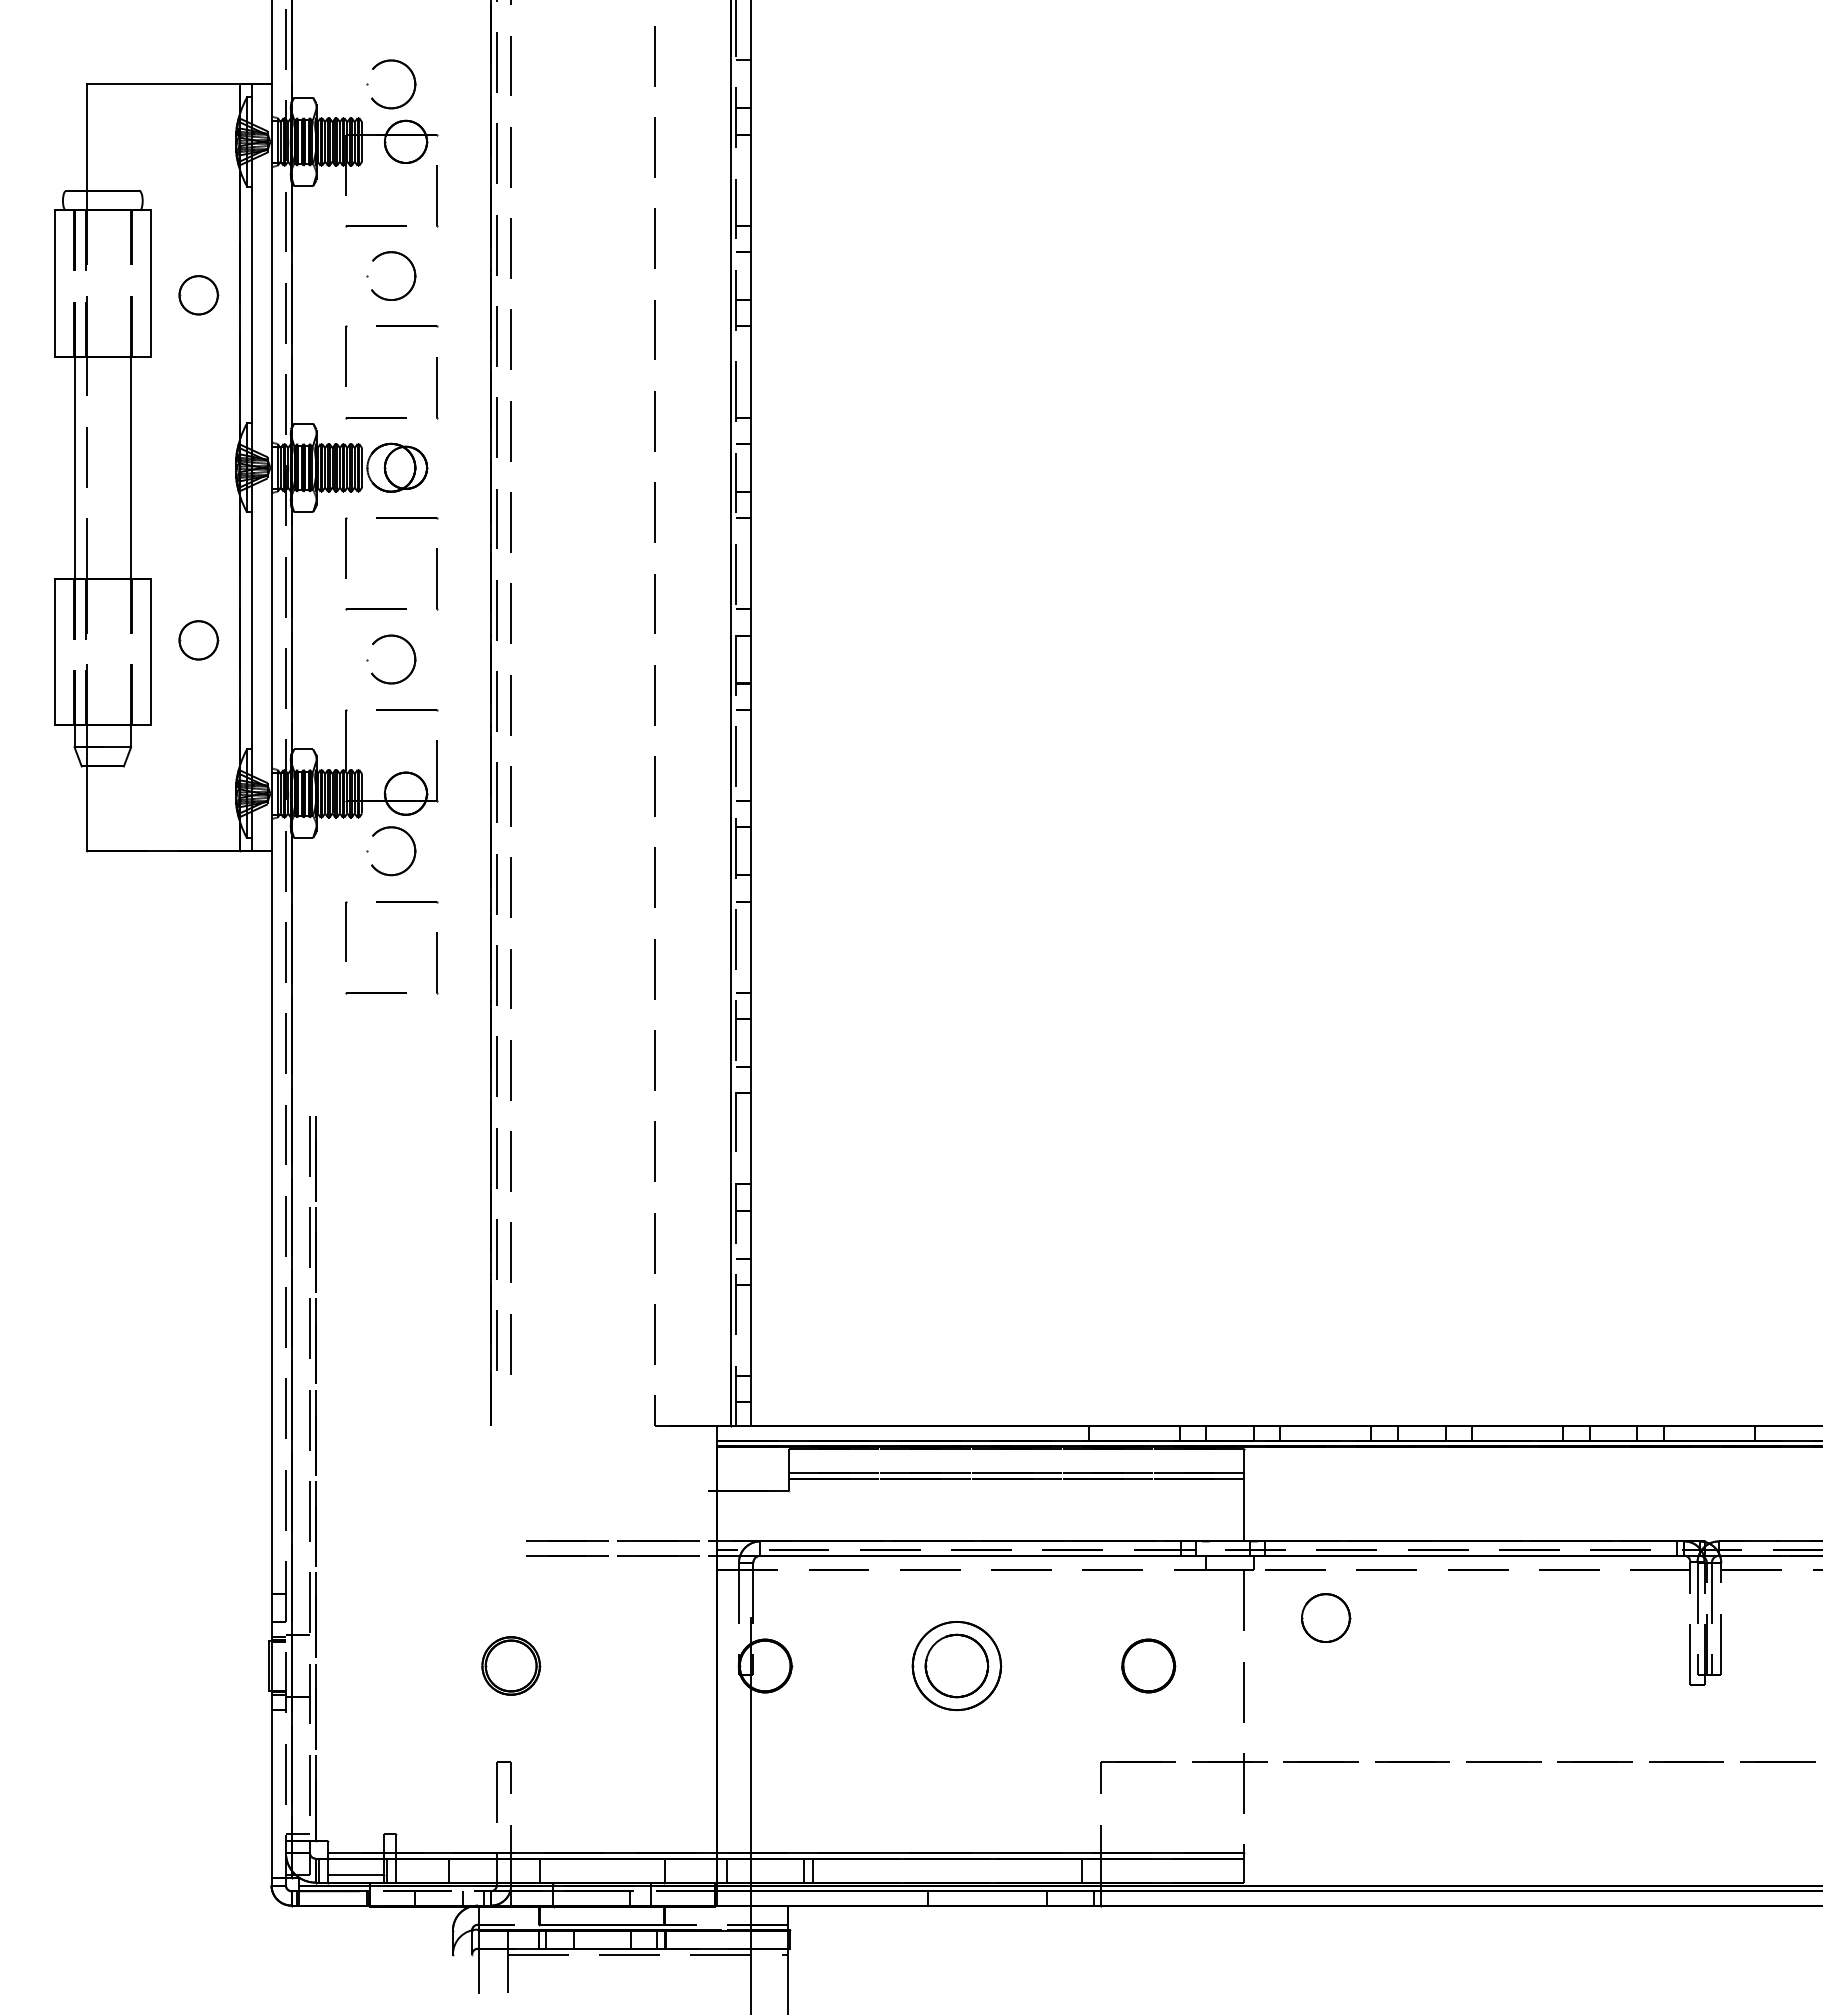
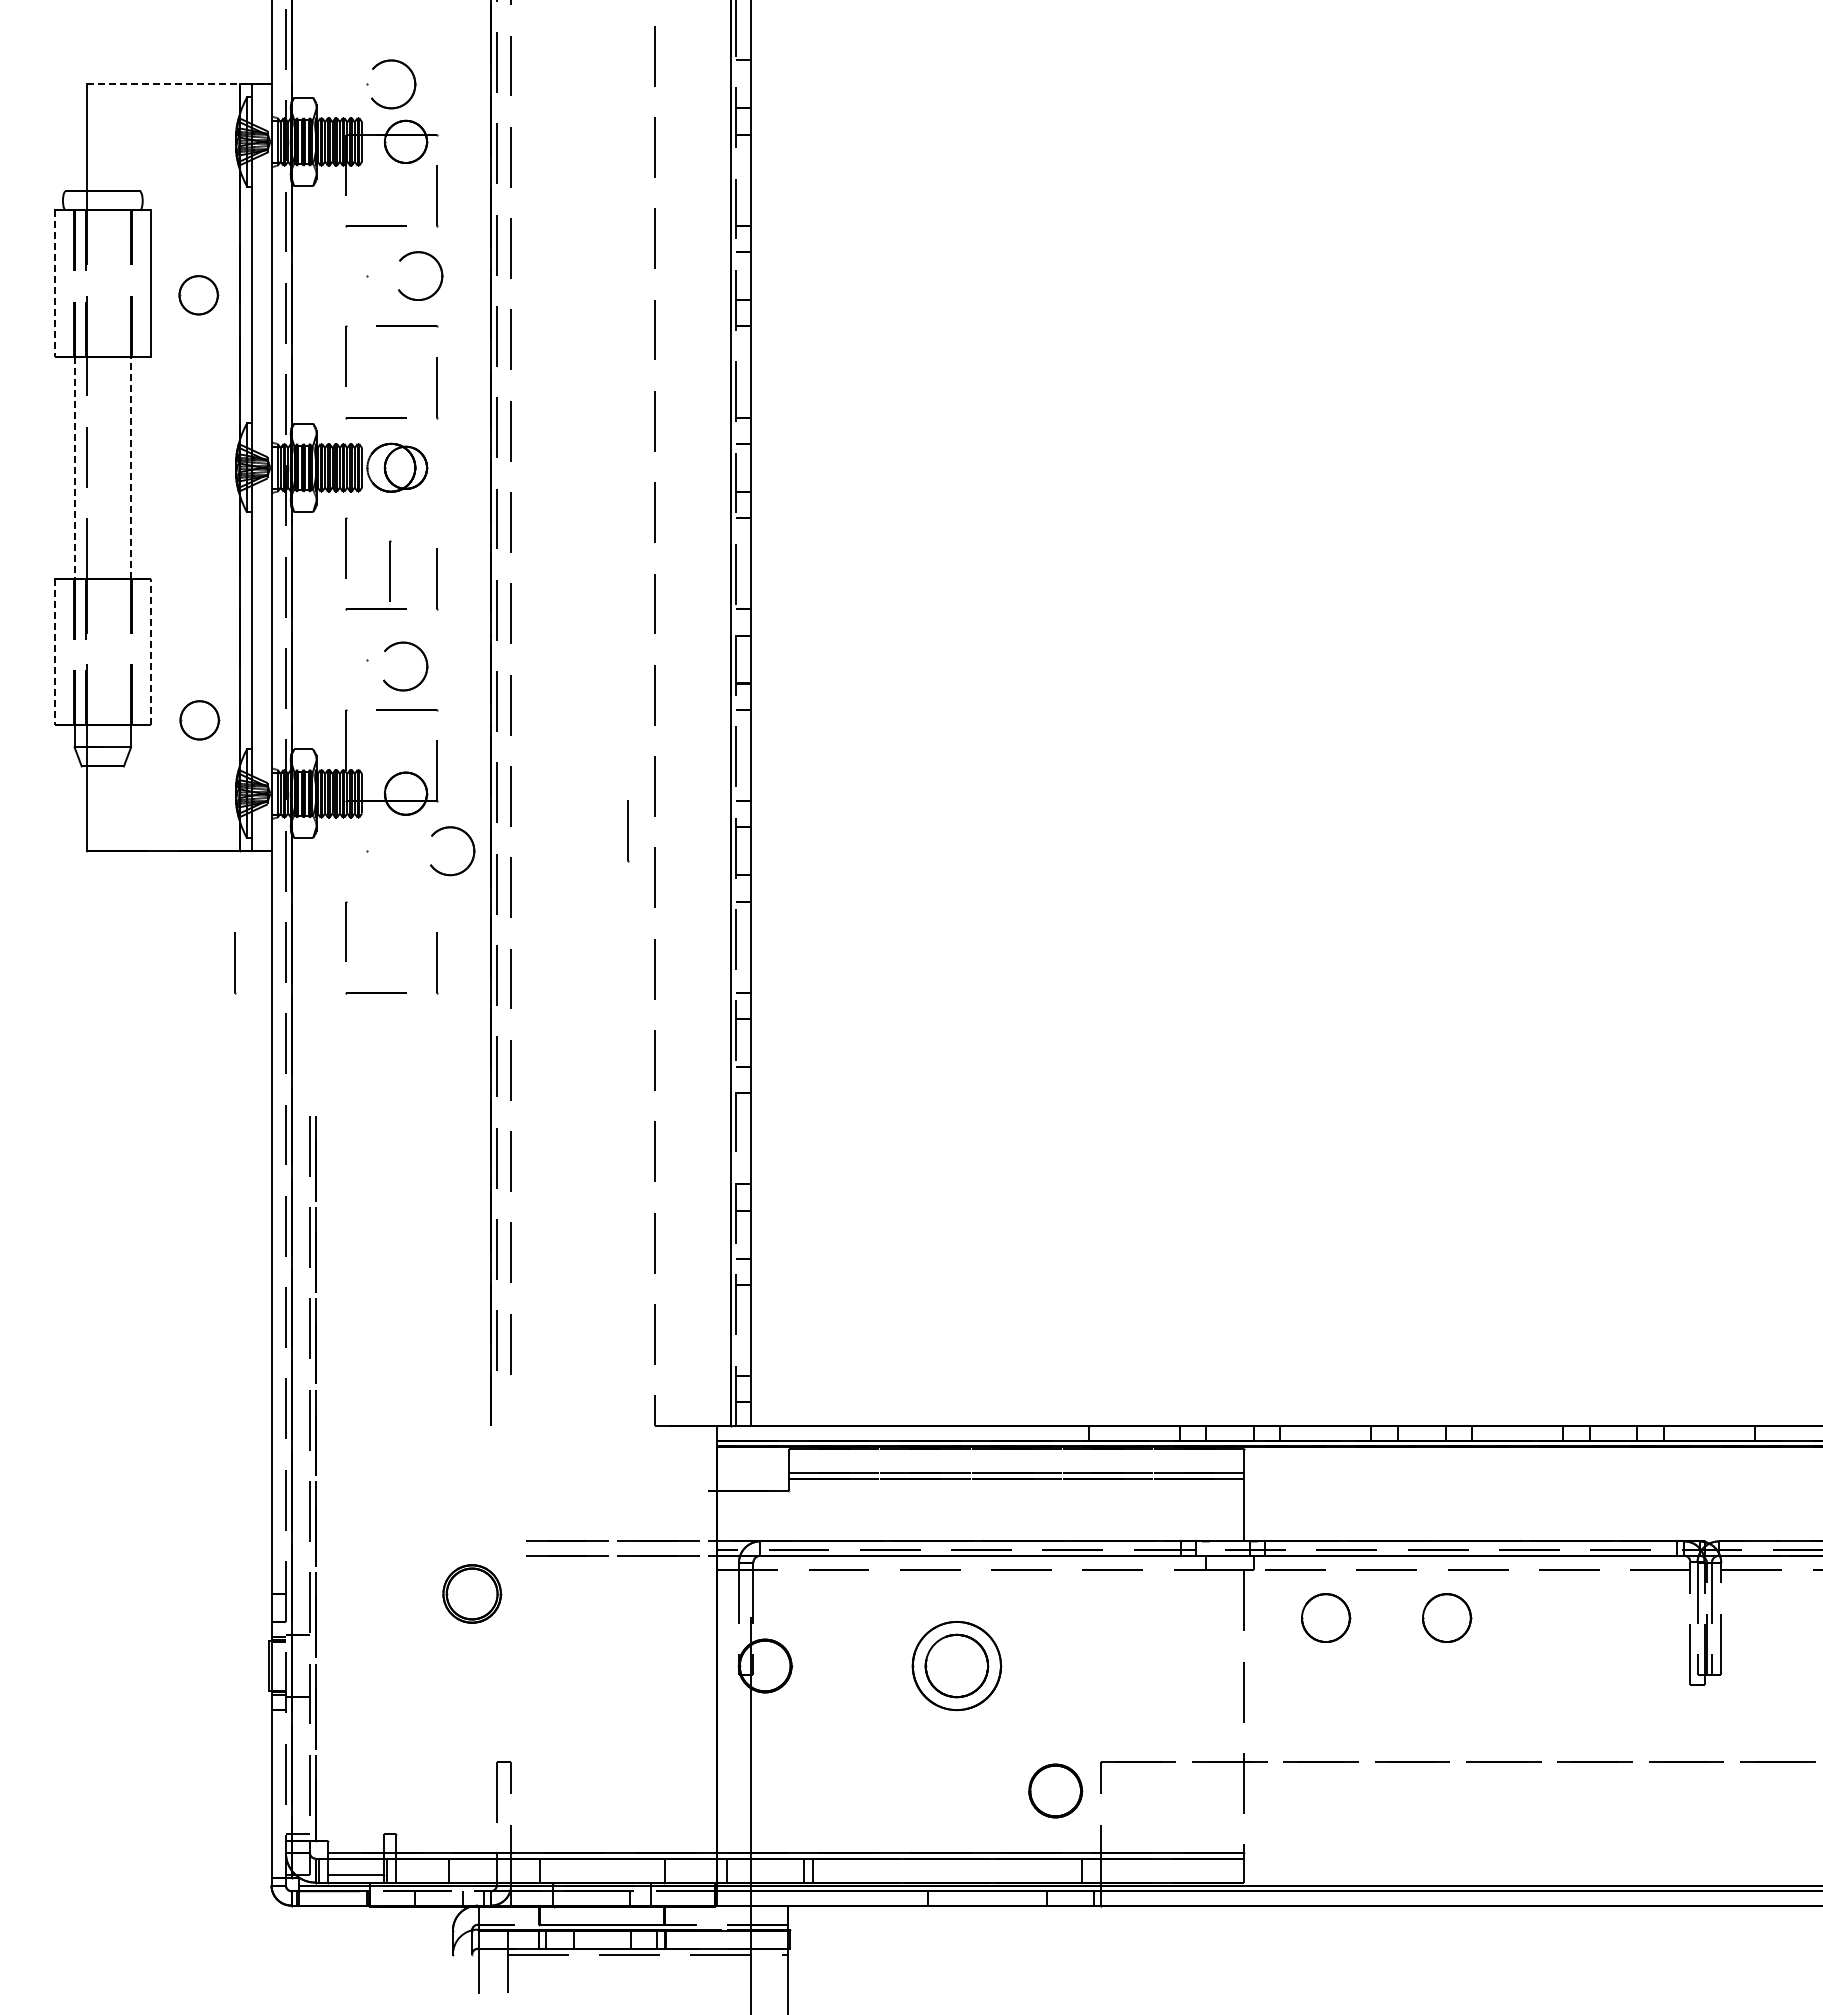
line: solid -> dashed (163, 84)
part position: (413, 271) -> (440, 271) (440, 271)
line: solid -> dashed (54, 284)
line: solid -> dashed (131, 467)
line: solid -> dashed (74, 468)
line: present -> none (407, 518)
line: none -> present (390, 570)
part position: (198, 640) -> (199, 720) (199, 720)
line: solid -> dashed (150, 651)
part position: (412, 651) -> (424, 658) (424, 658)
line: solid -> dashed (54, 652)
line: none -> present (628, 831)
part position: (411, 861) -> (470, 861) (470, 861)
line: present -> none (407, 902)
line: none -> present (235, 963)
part: none -> present (1447, 1617)
part position: (511, 1665) -> (472, 1593) (472, 1593)
part position: (1148, 1665) -> (1055, 1790) (1055, 1790)
